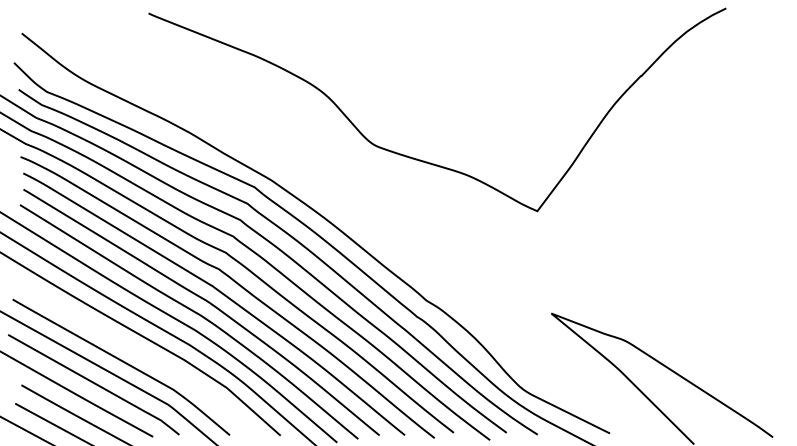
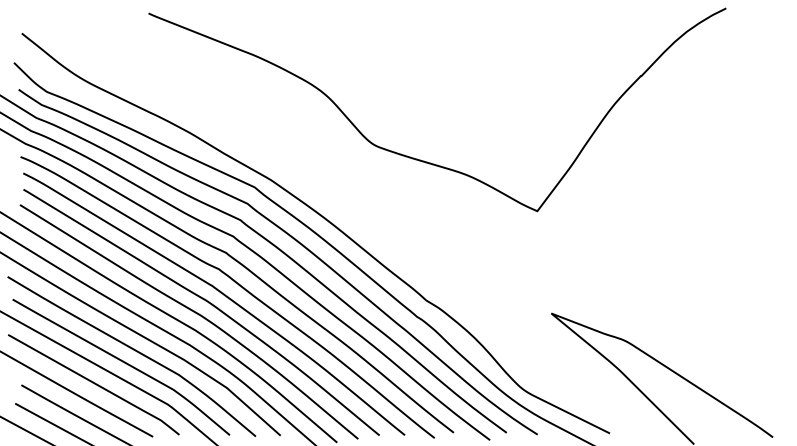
curve: none -> present (133, 350)
